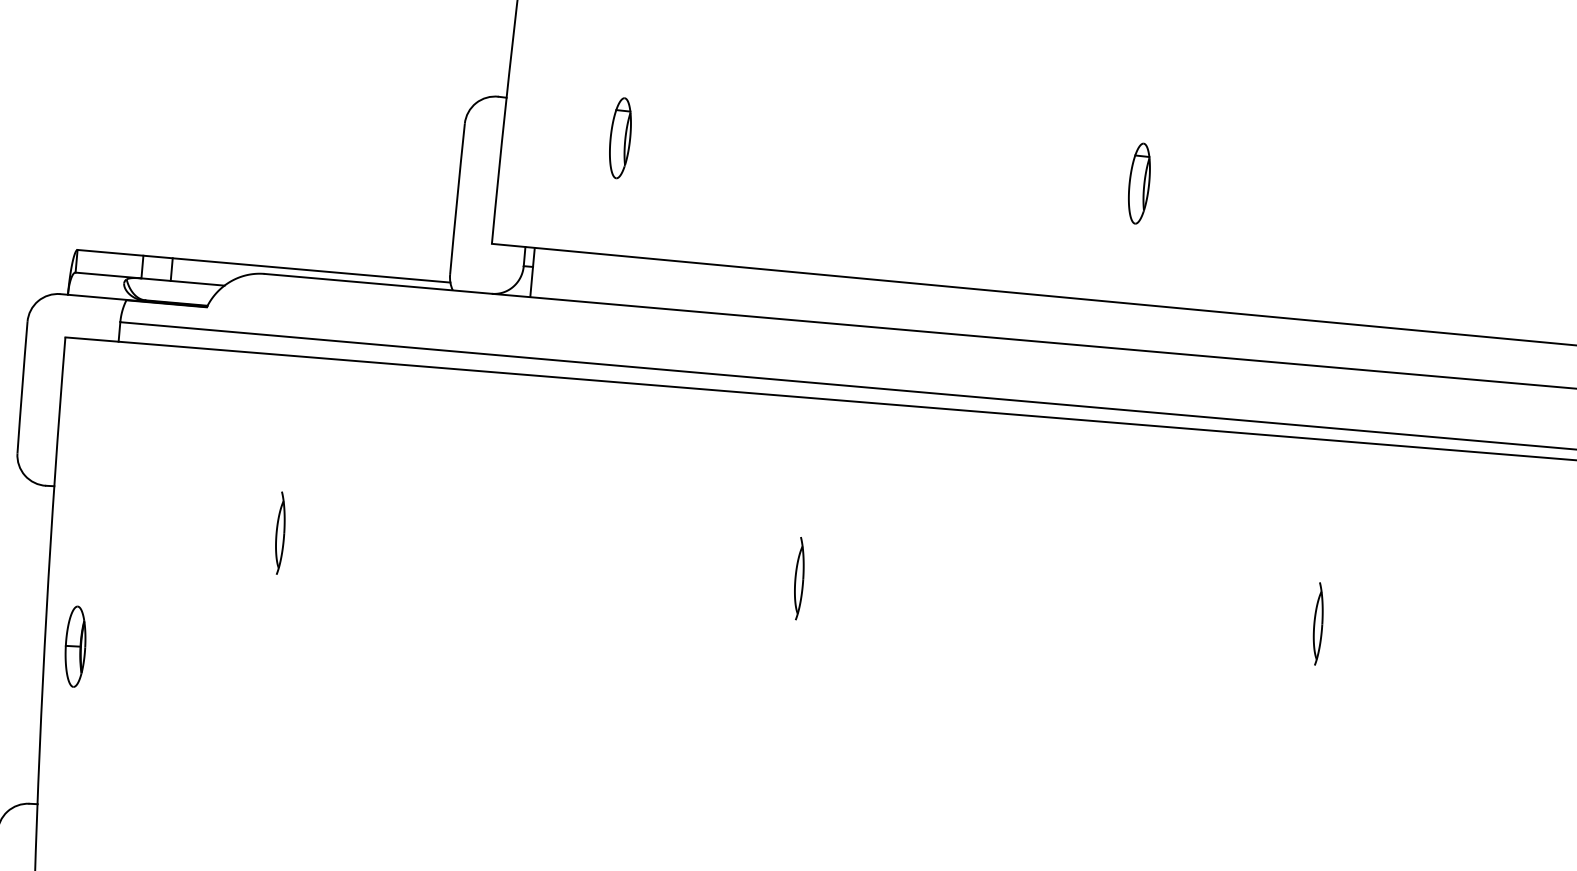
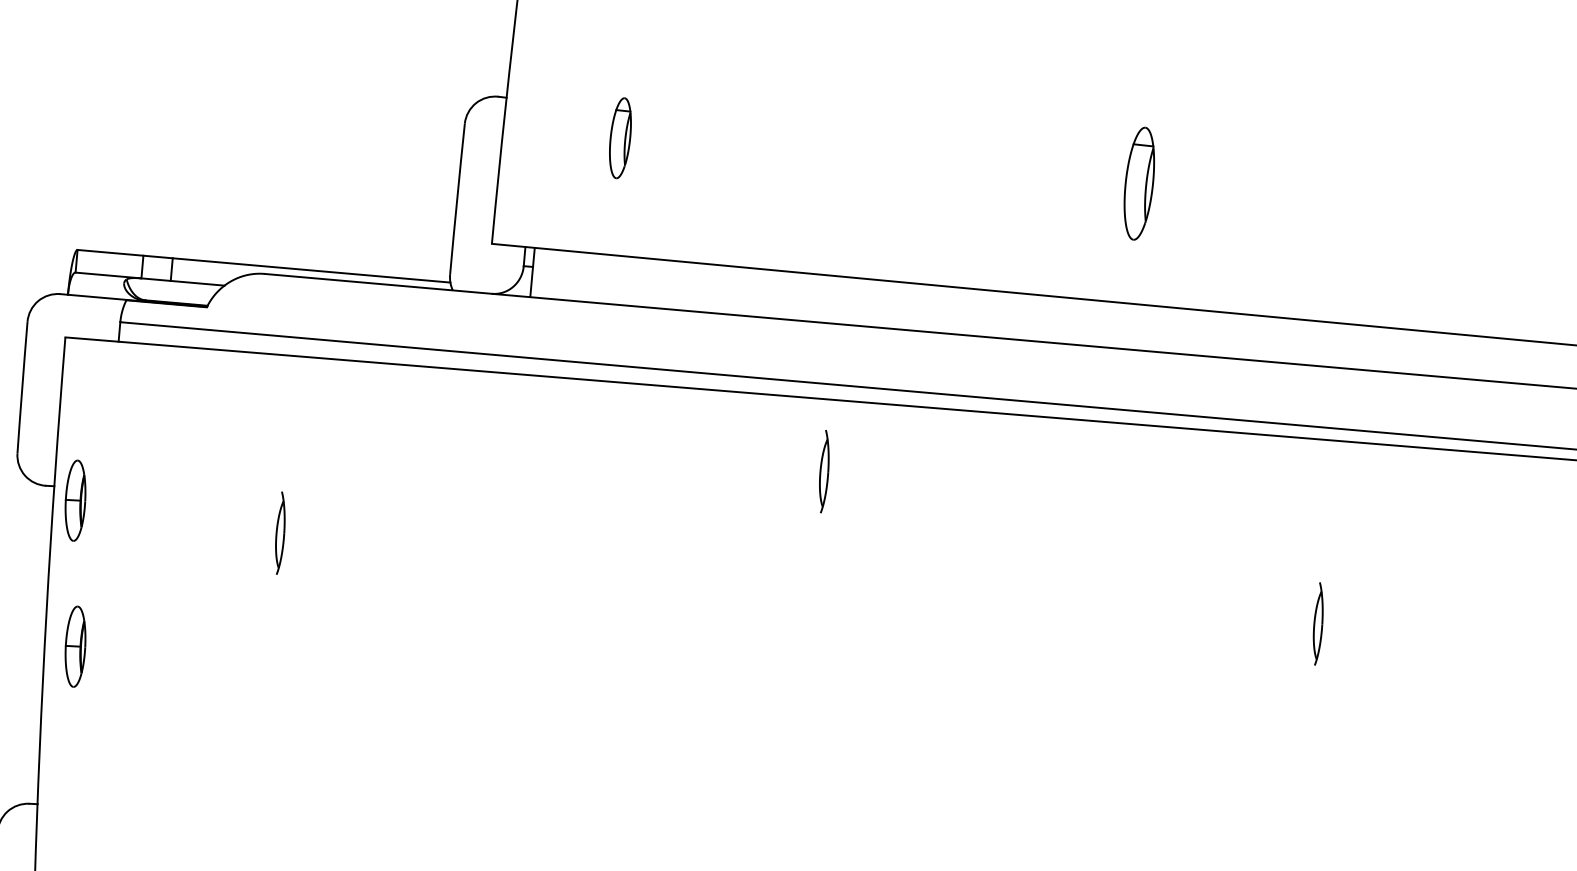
part size: 23x83 px -> 32x115 px (1138, 183)
part: none -> present (75, 500)
part position: (799, 578) -> (824, 471) (824, 471)
